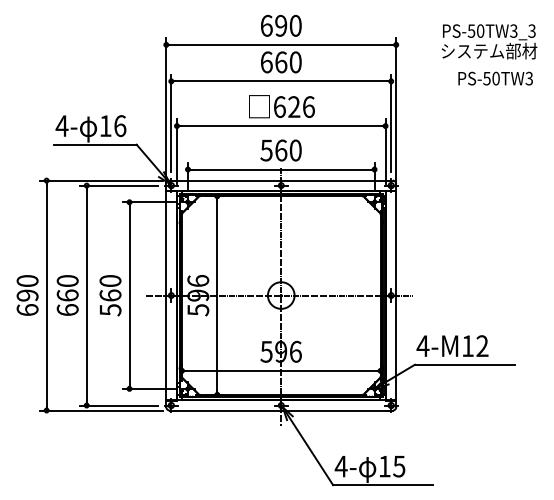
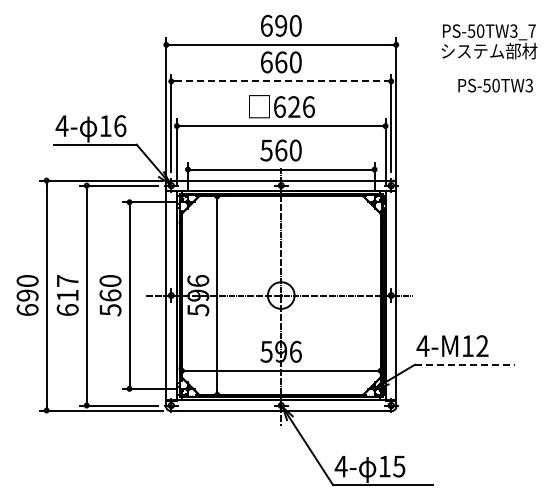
text: PS-50TW3_3 -> PS-50TW3_7 (531, 30)
text position: (495, 78) -> (495, 85) (495, 85)
line: solid -> dashed (281, 81)
text: 660 -> 617 (67, 288)
line: solid -> dashed (465, 364)
